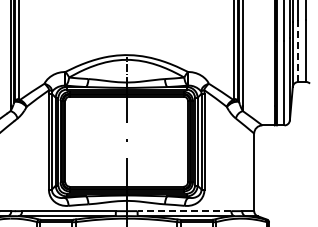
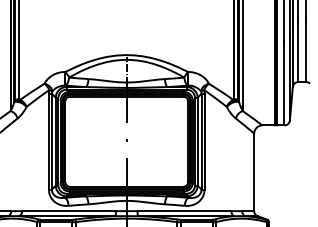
line: dashed -> solid (298, 50)
line: dashed -> solid (184, 211)
